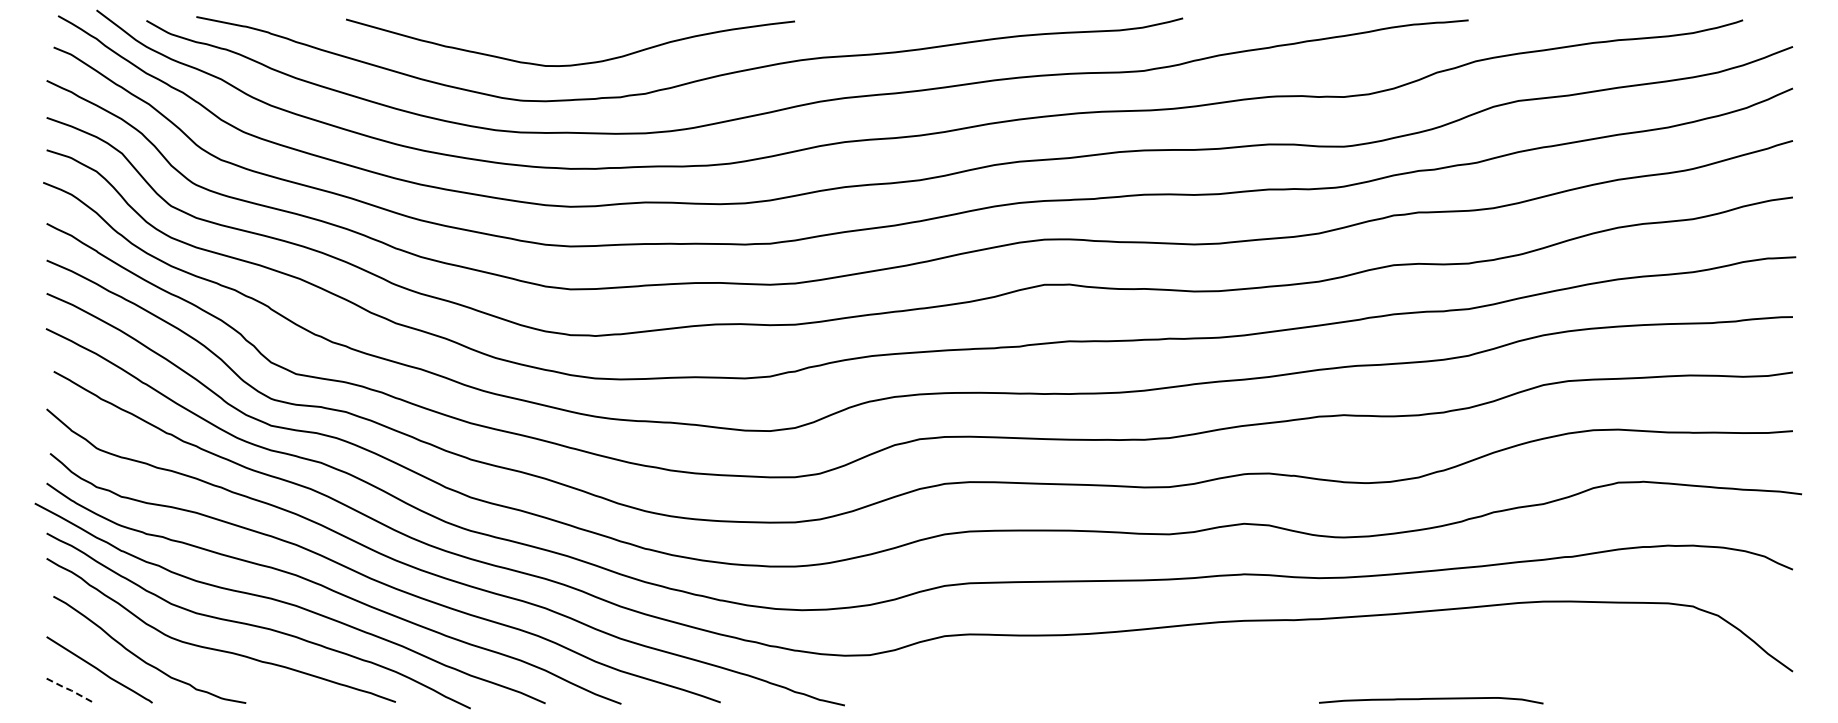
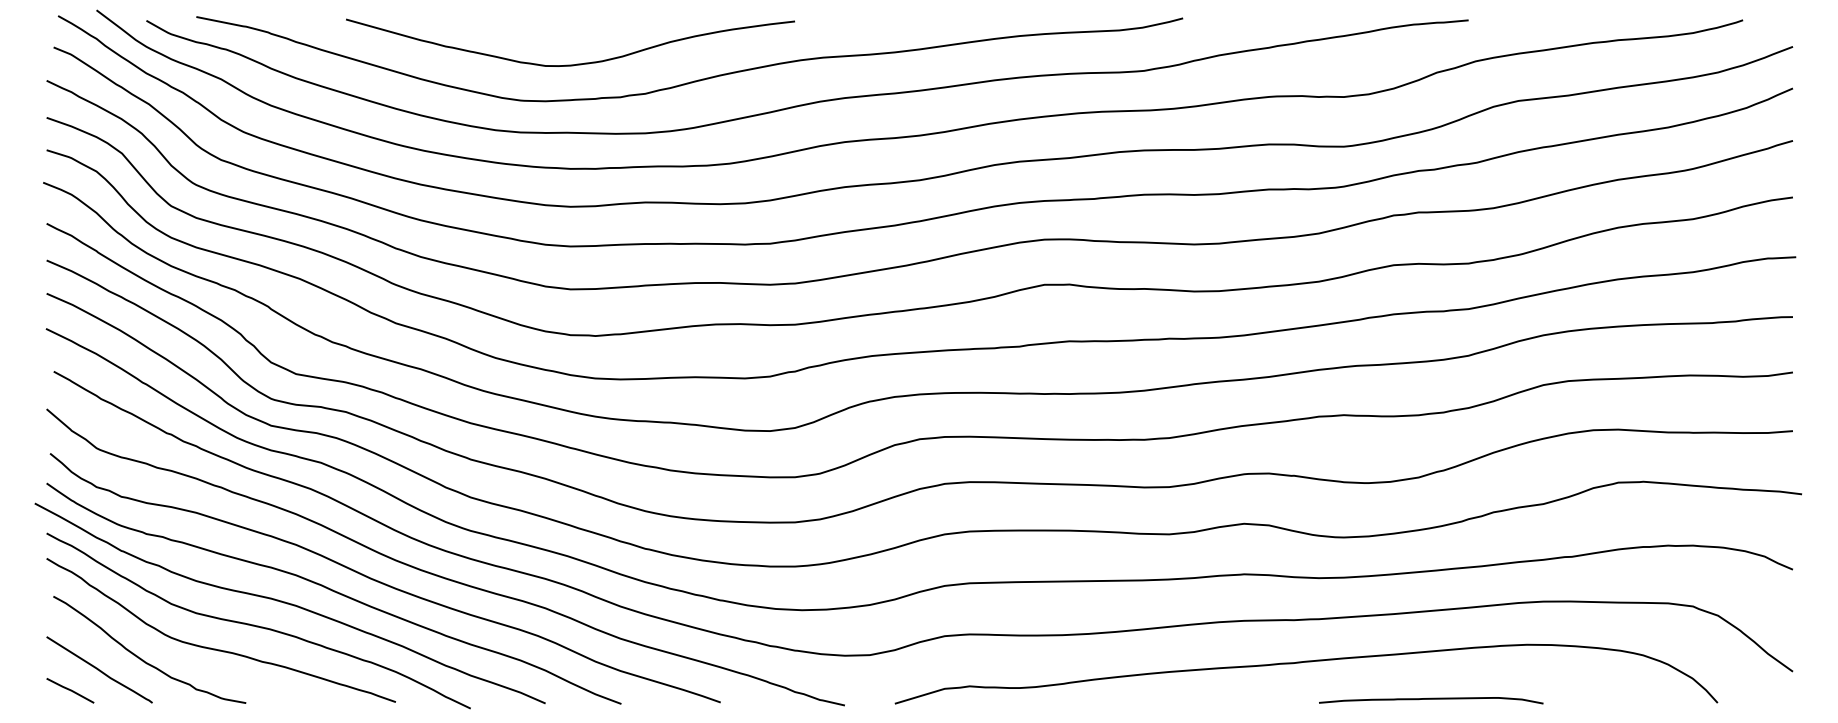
curve: none -> present (1306, 662)
line: dashed -> solid (70, 690)
